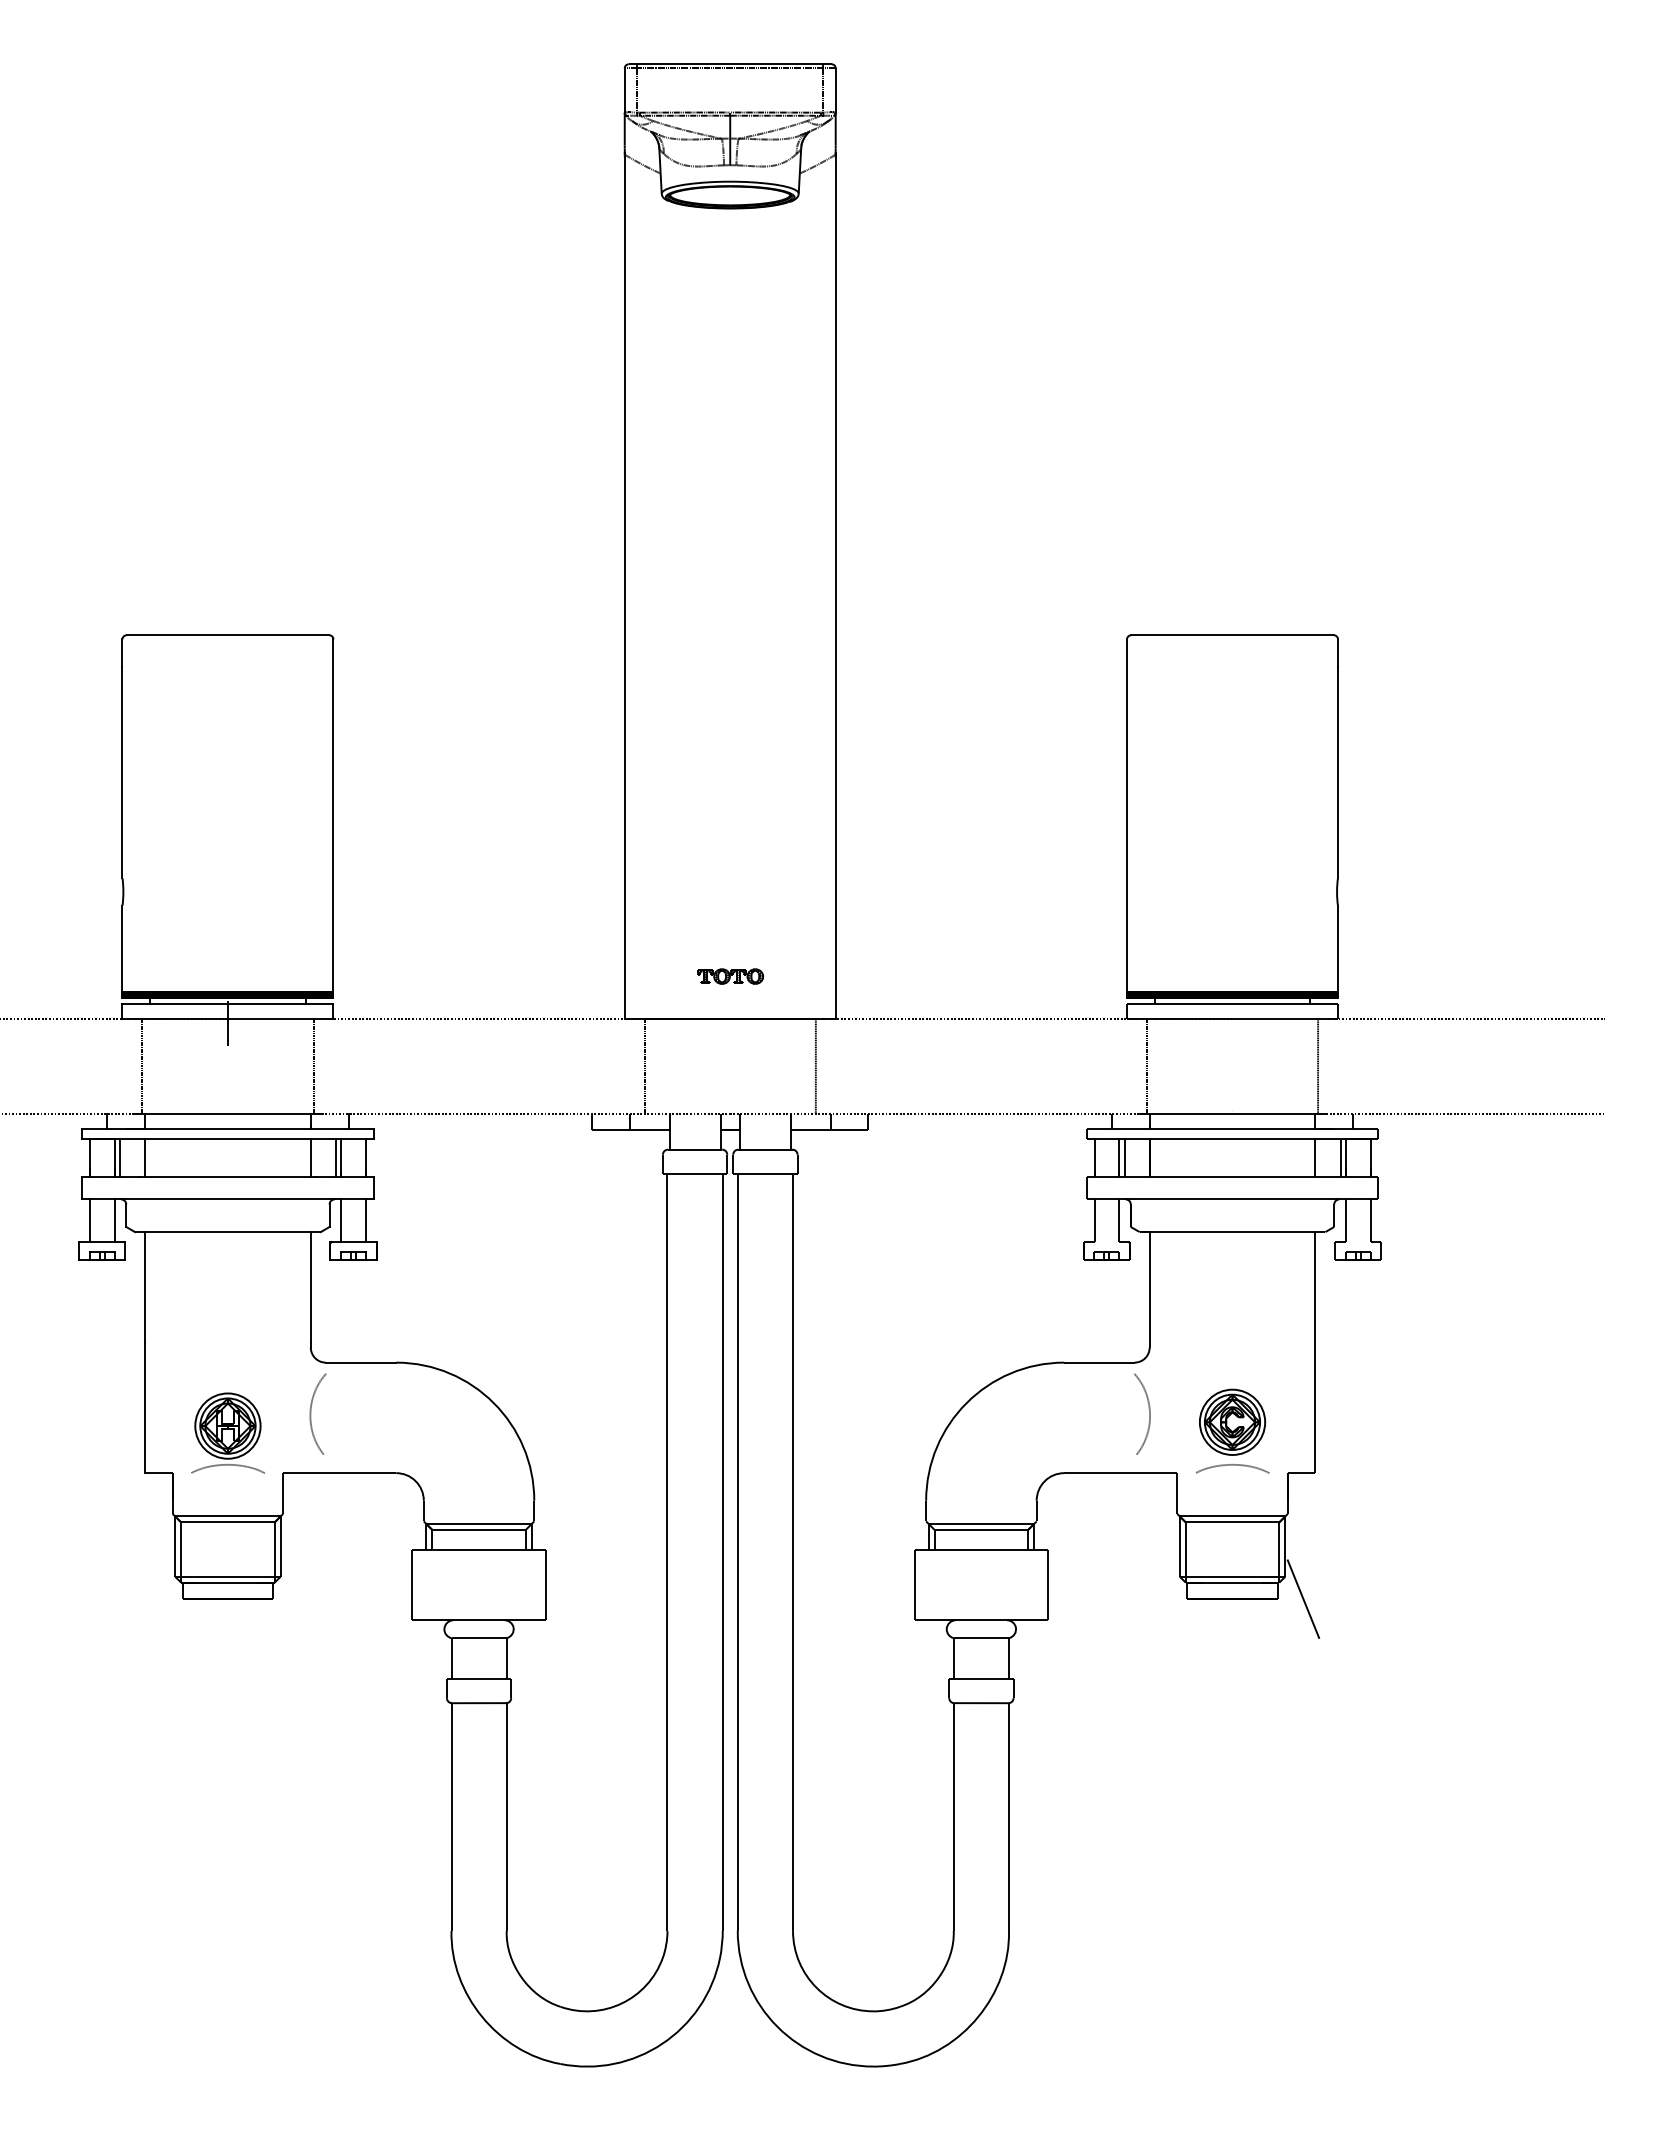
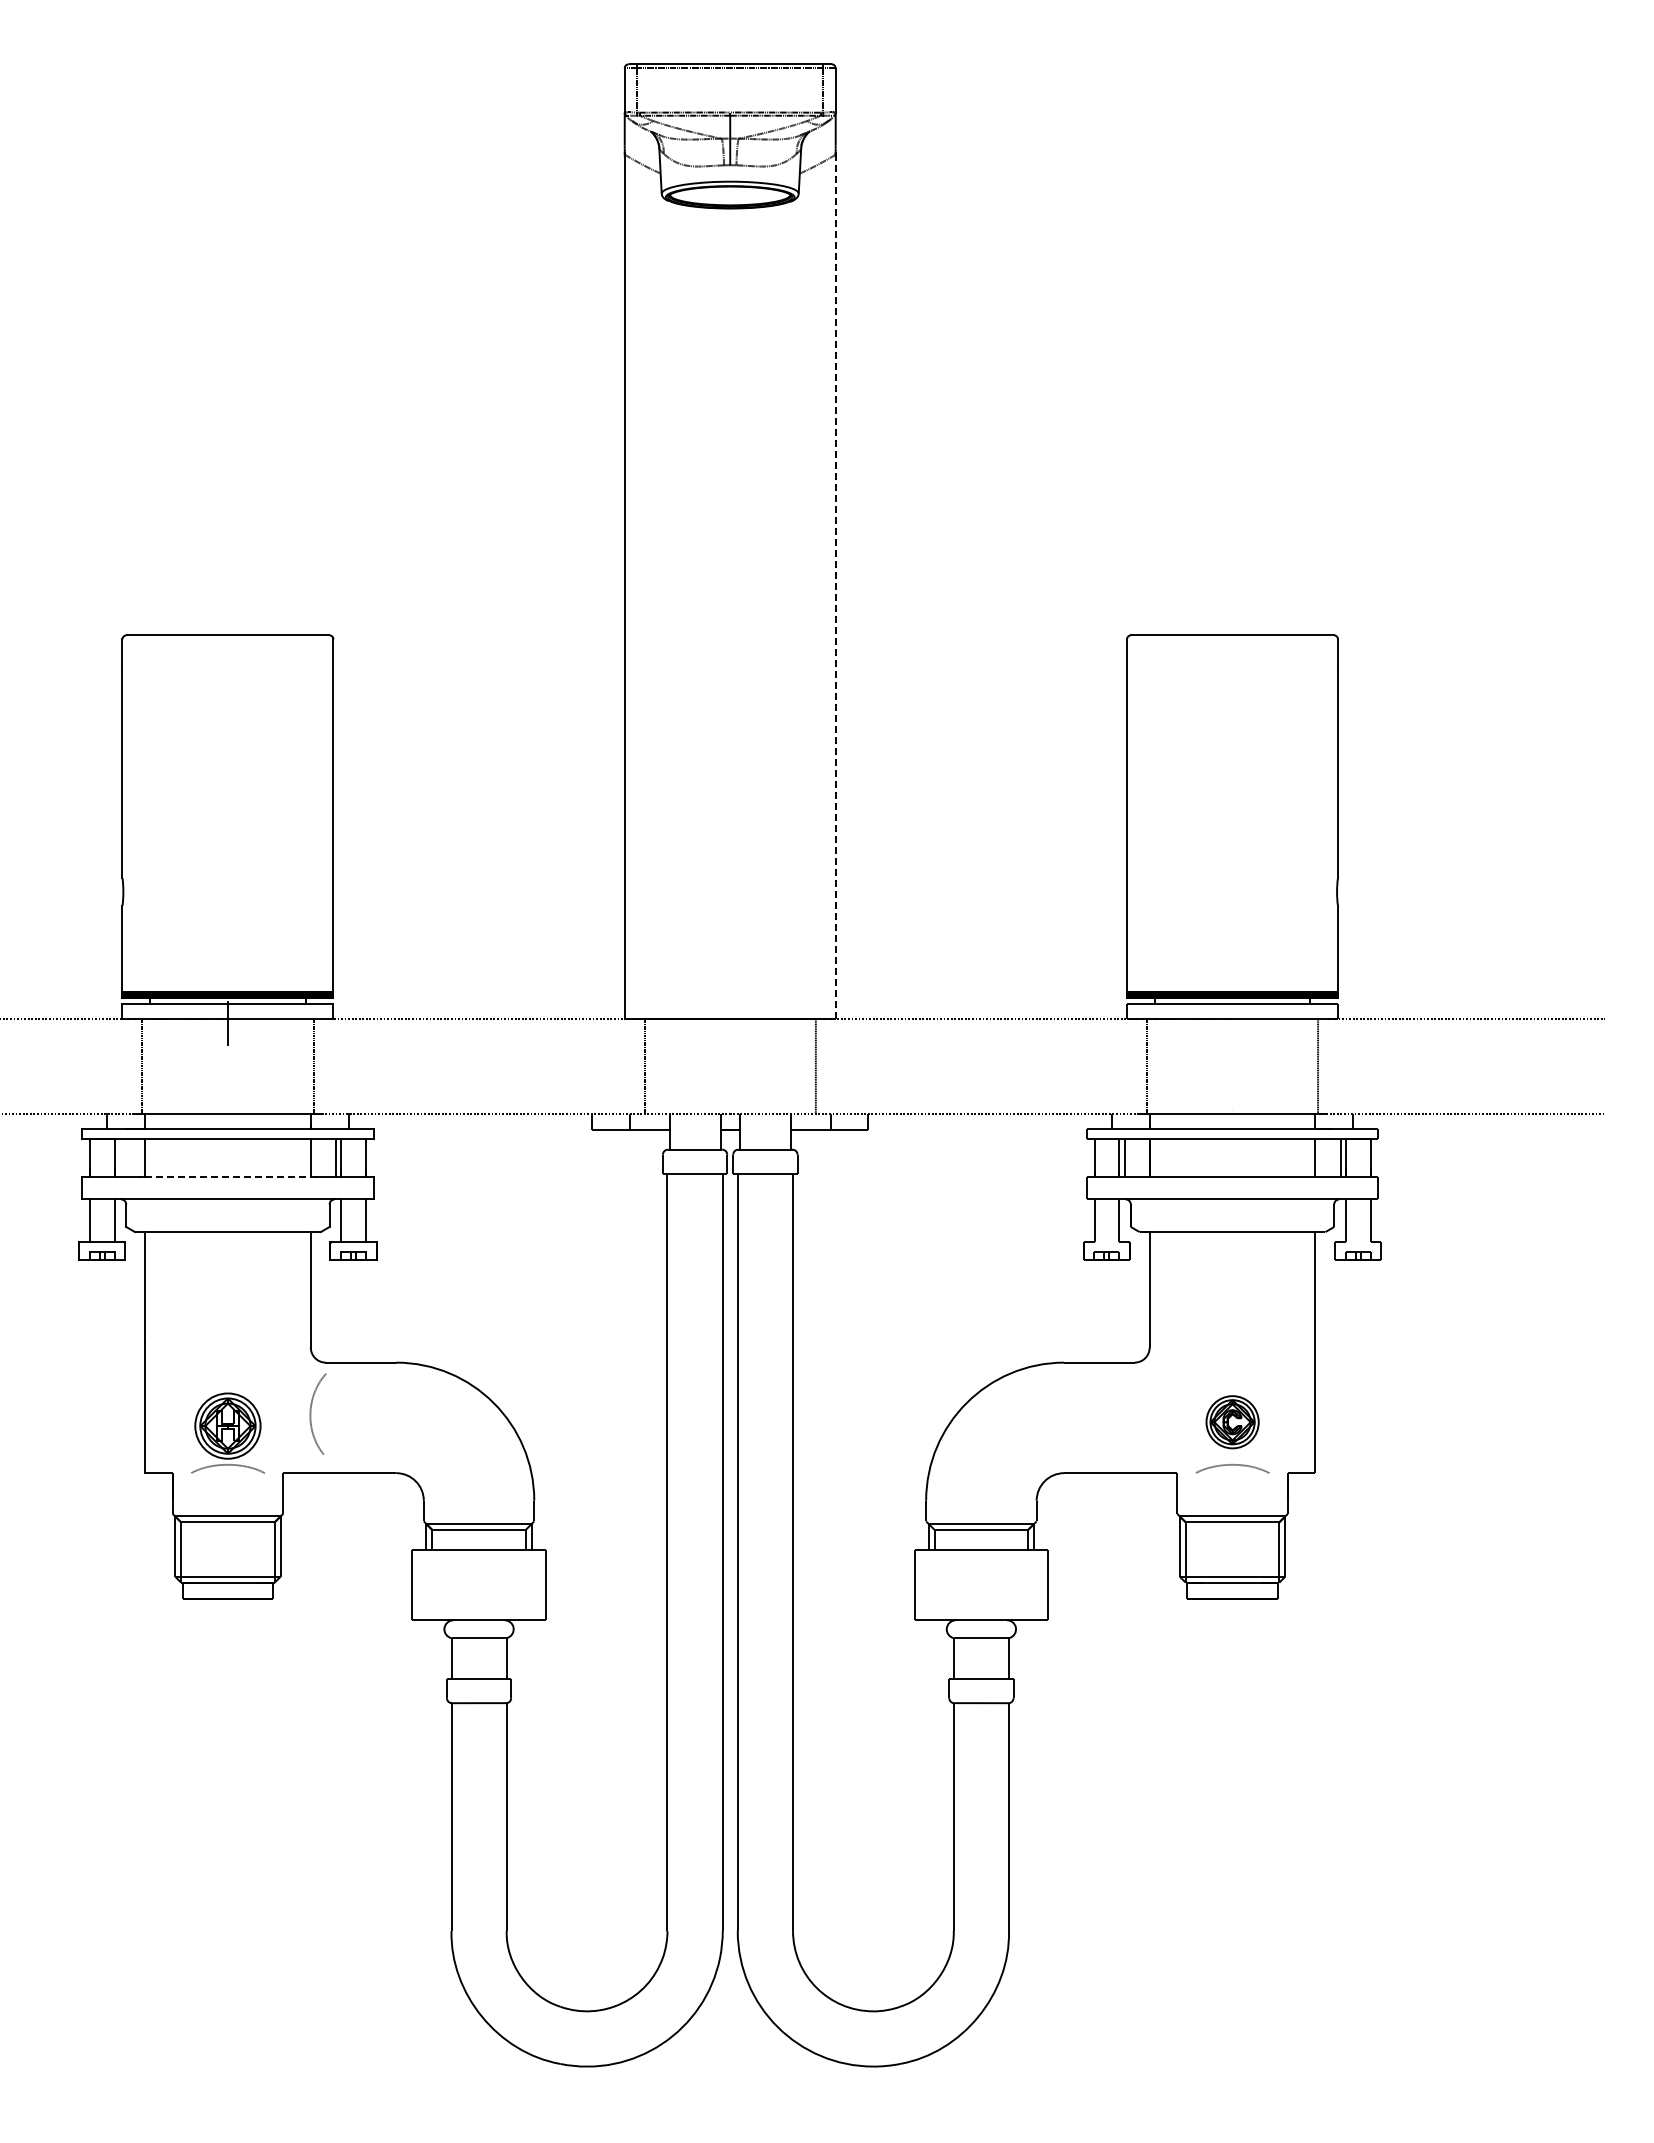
line: solid -> dashed (835, 587)
part: present -> none (730, 976)
line: present -> none (119, 1158)
line: solid -> dashed (227, 1176)
curve: present -> none (1149, 1413)
part size: 68x68 px -> 55x55 px (1232, 1422)
line: present -> none (1303, 1598)
